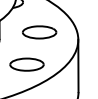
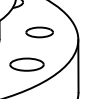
part size: 36x15 px -> 29x13 px (39, 32)
